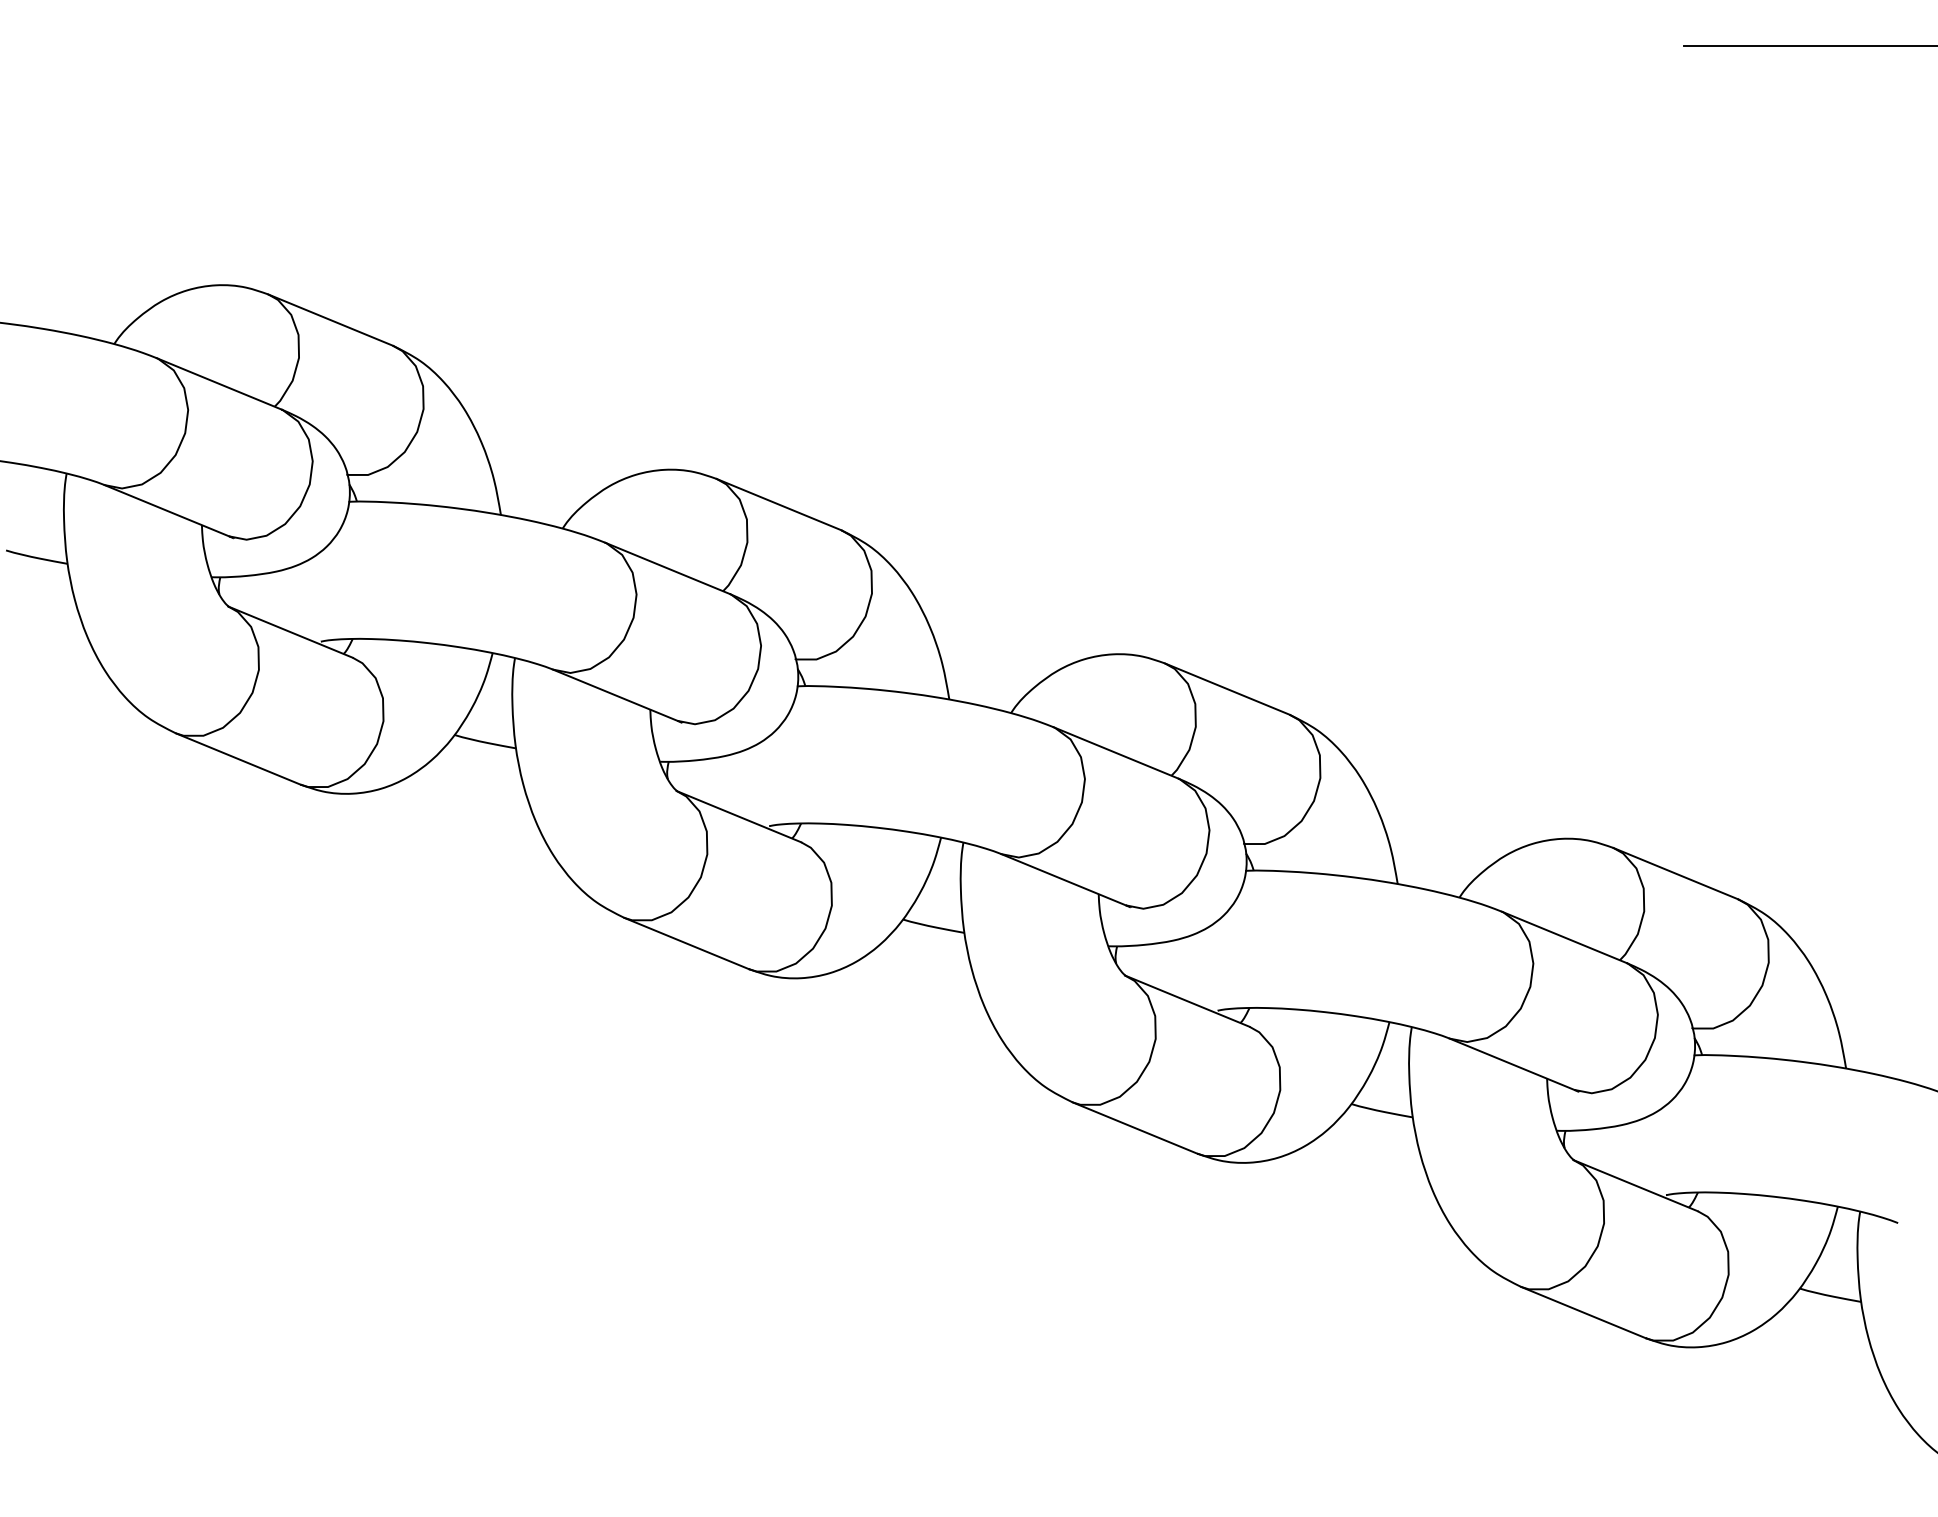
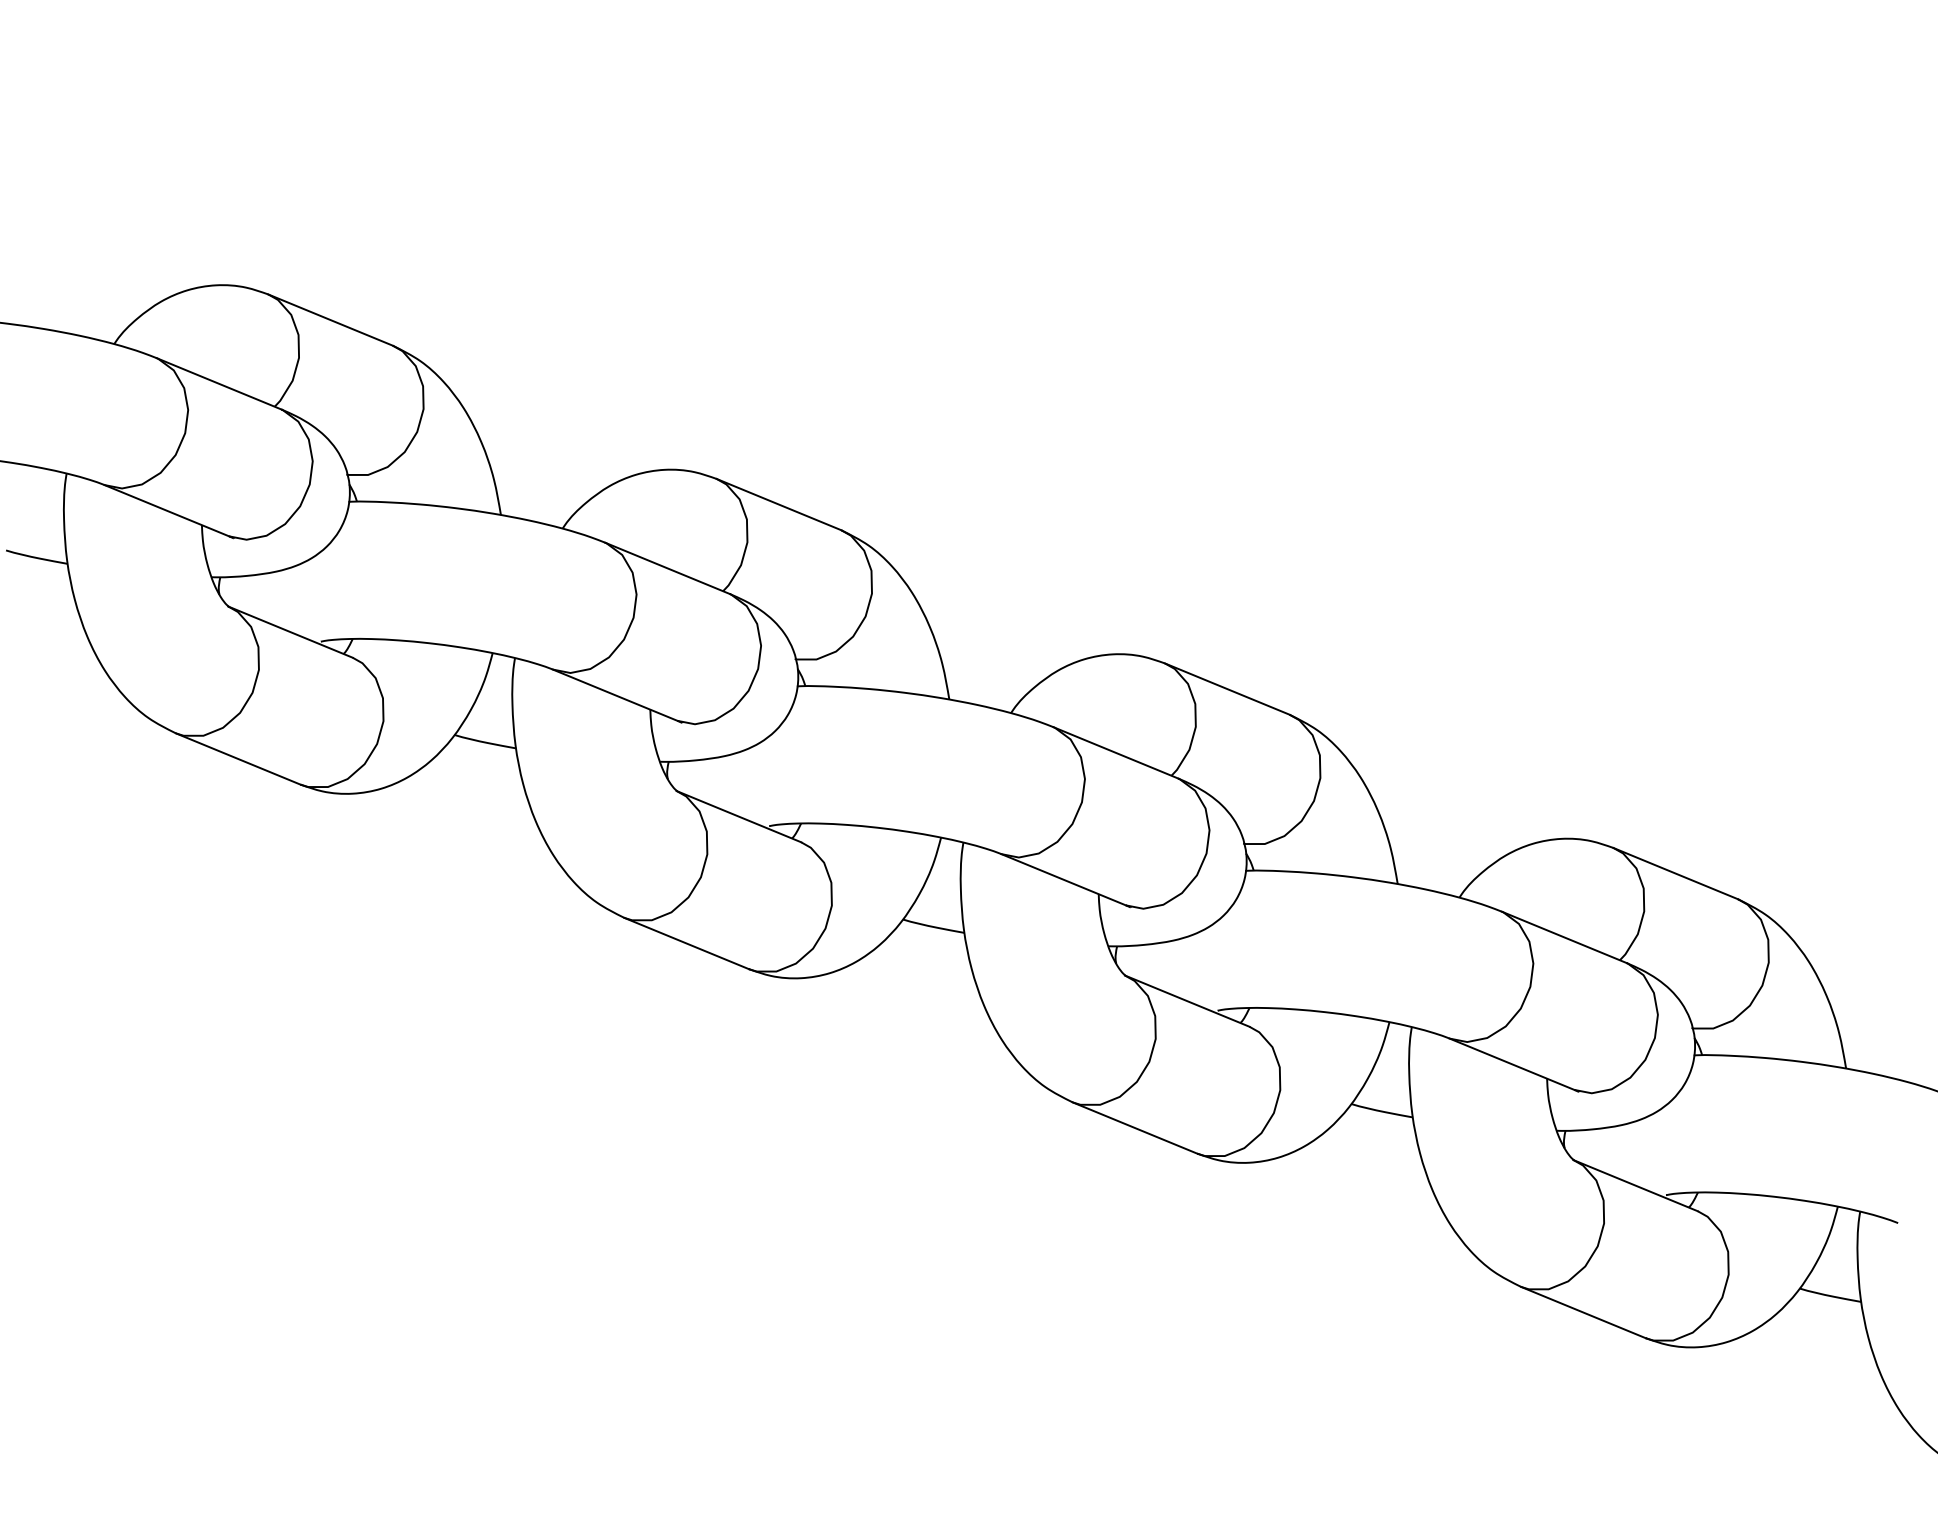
line: present -> none (1808, 45)
